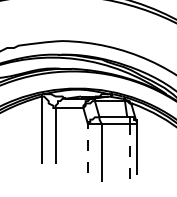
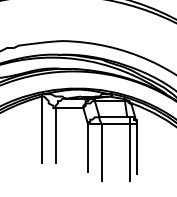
line: dashed -> solid (87, 148)
line: dashed -> solid (129, 153)
